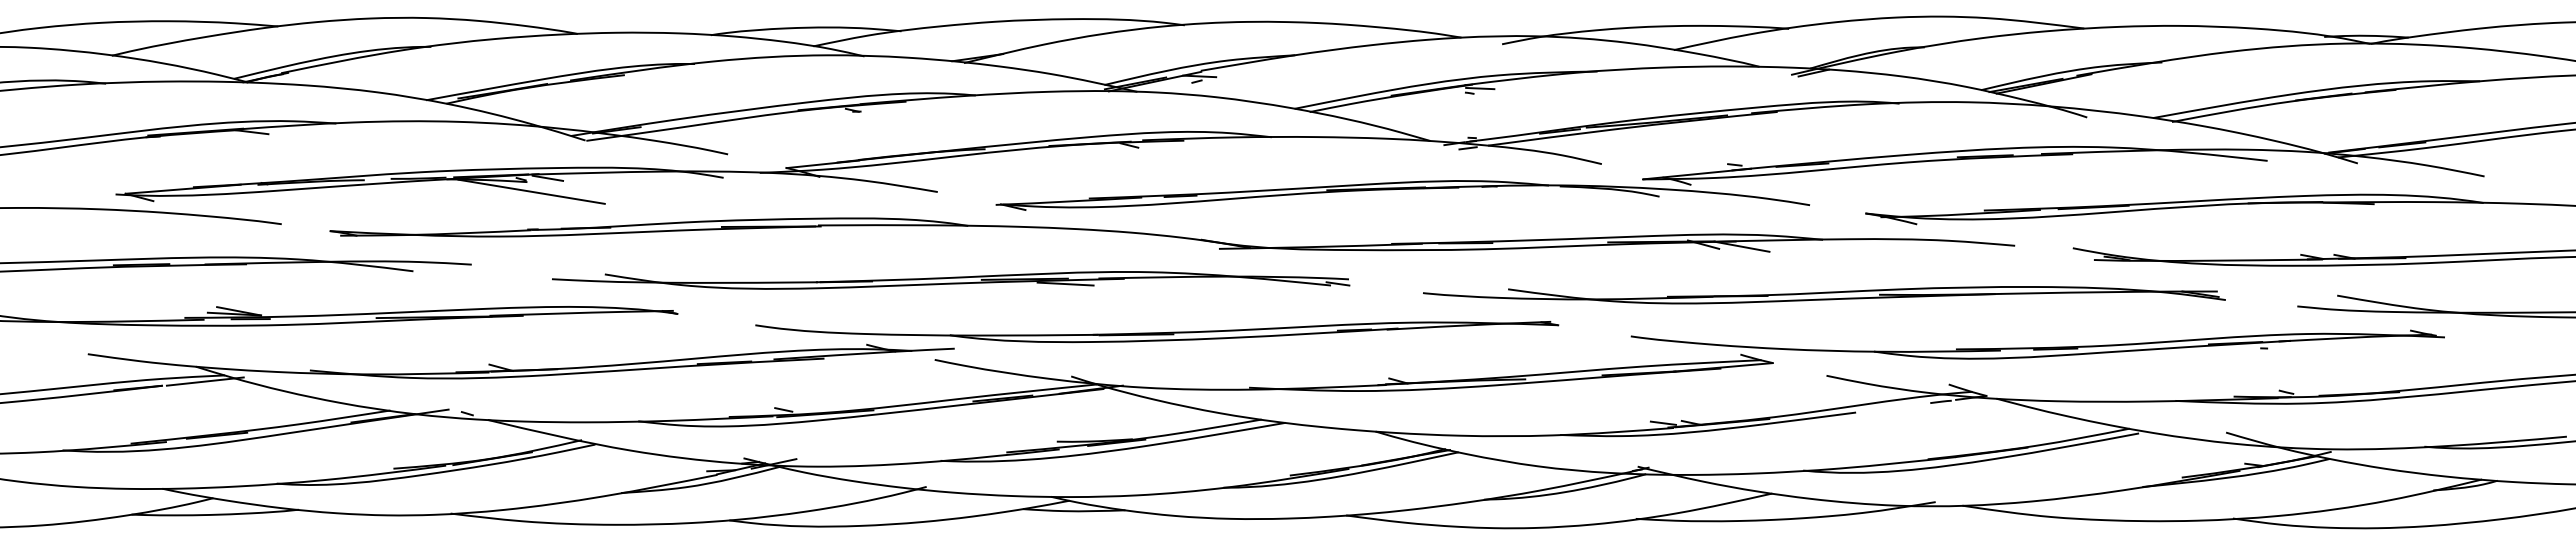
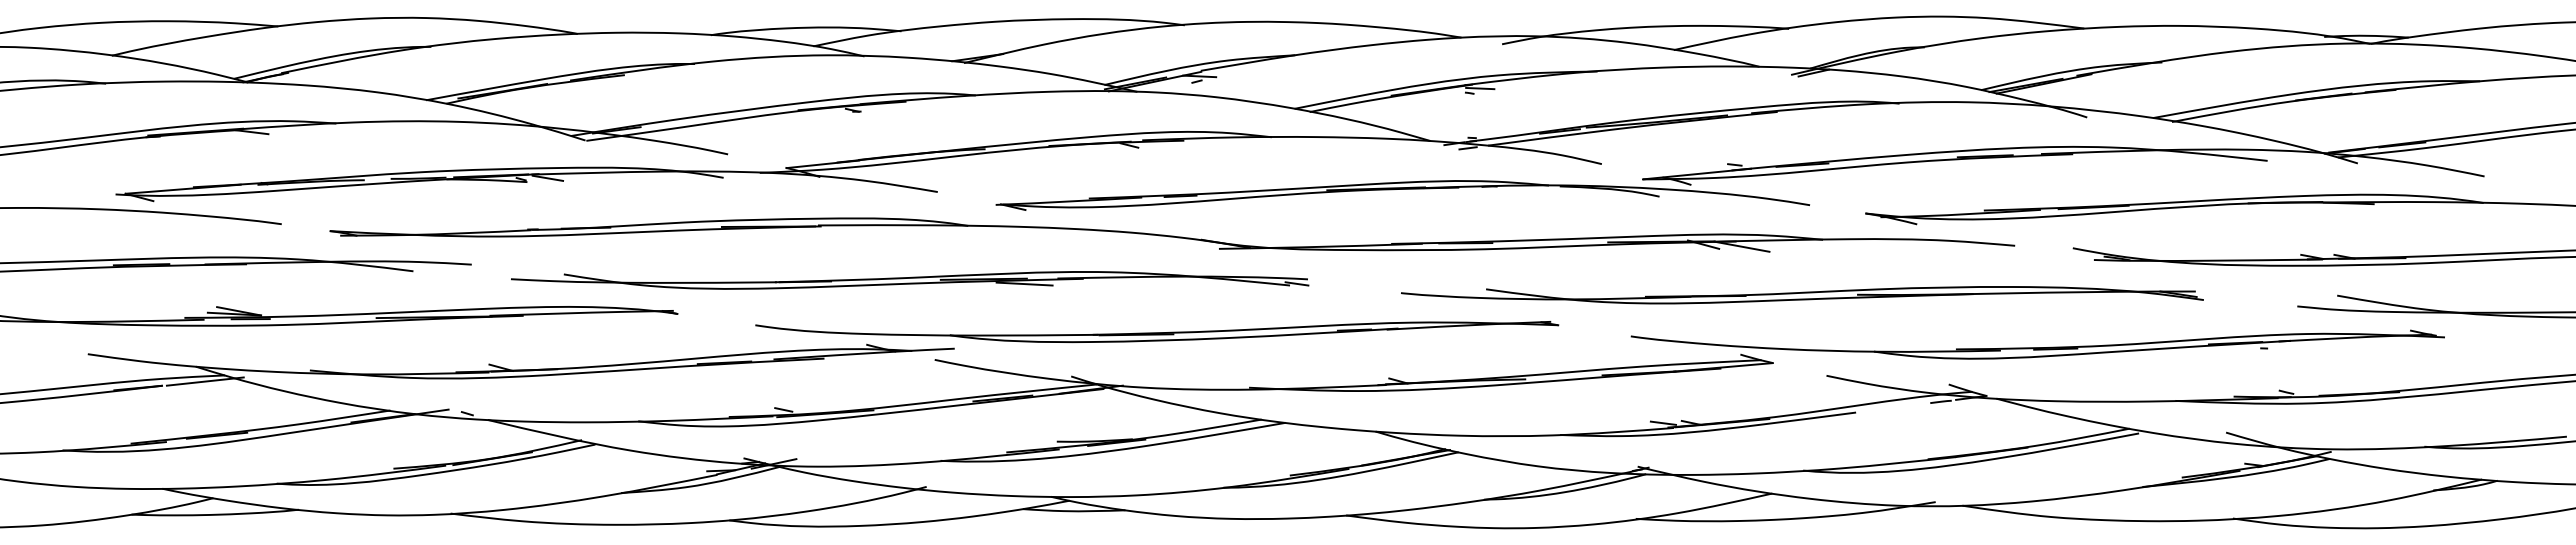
line: present -> none (531, 191)
part position: (951, 280) -> (910, 280) (910, 280)
part position: (1824, 295) -> (1802, 295) (1802, 295)
